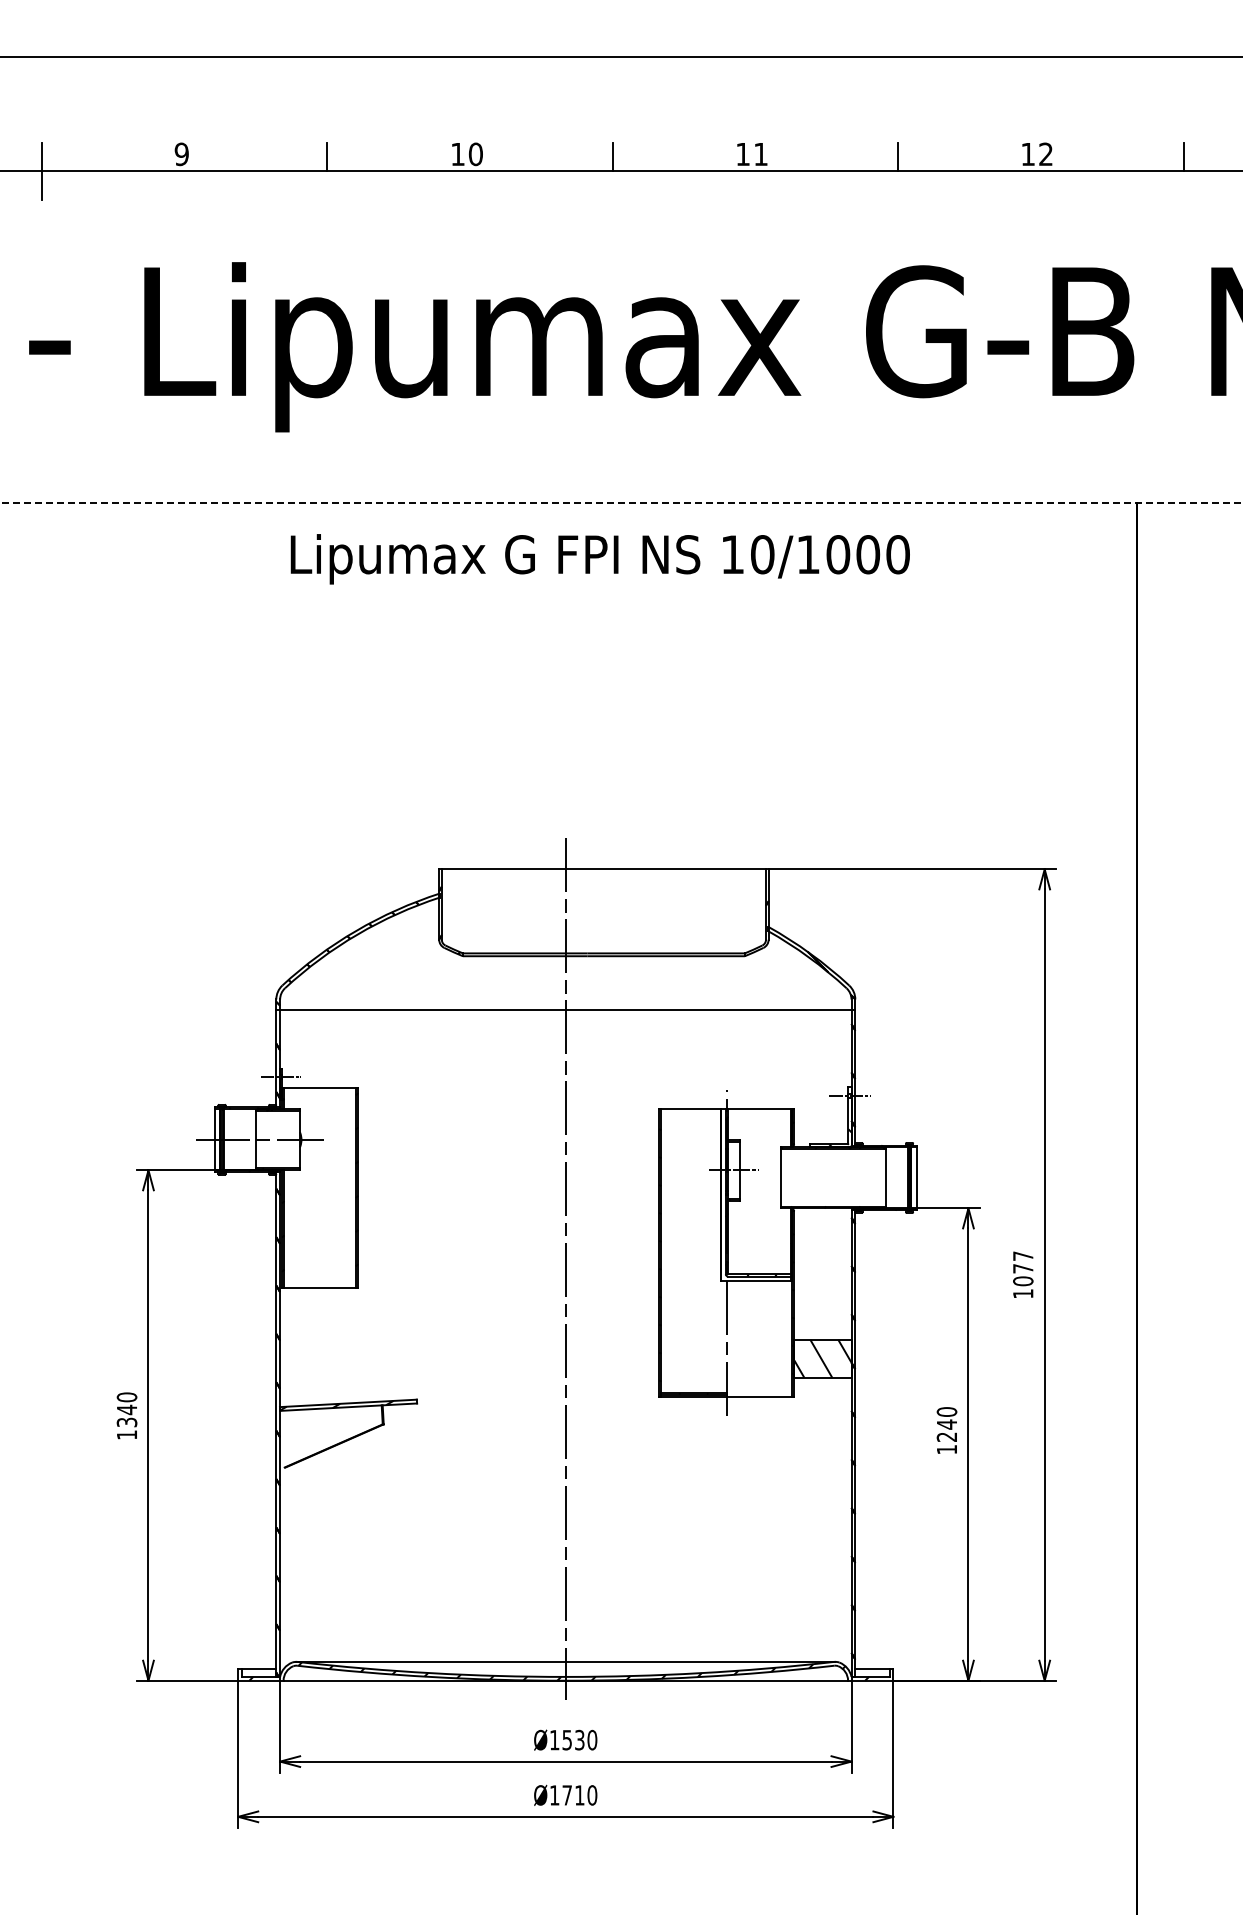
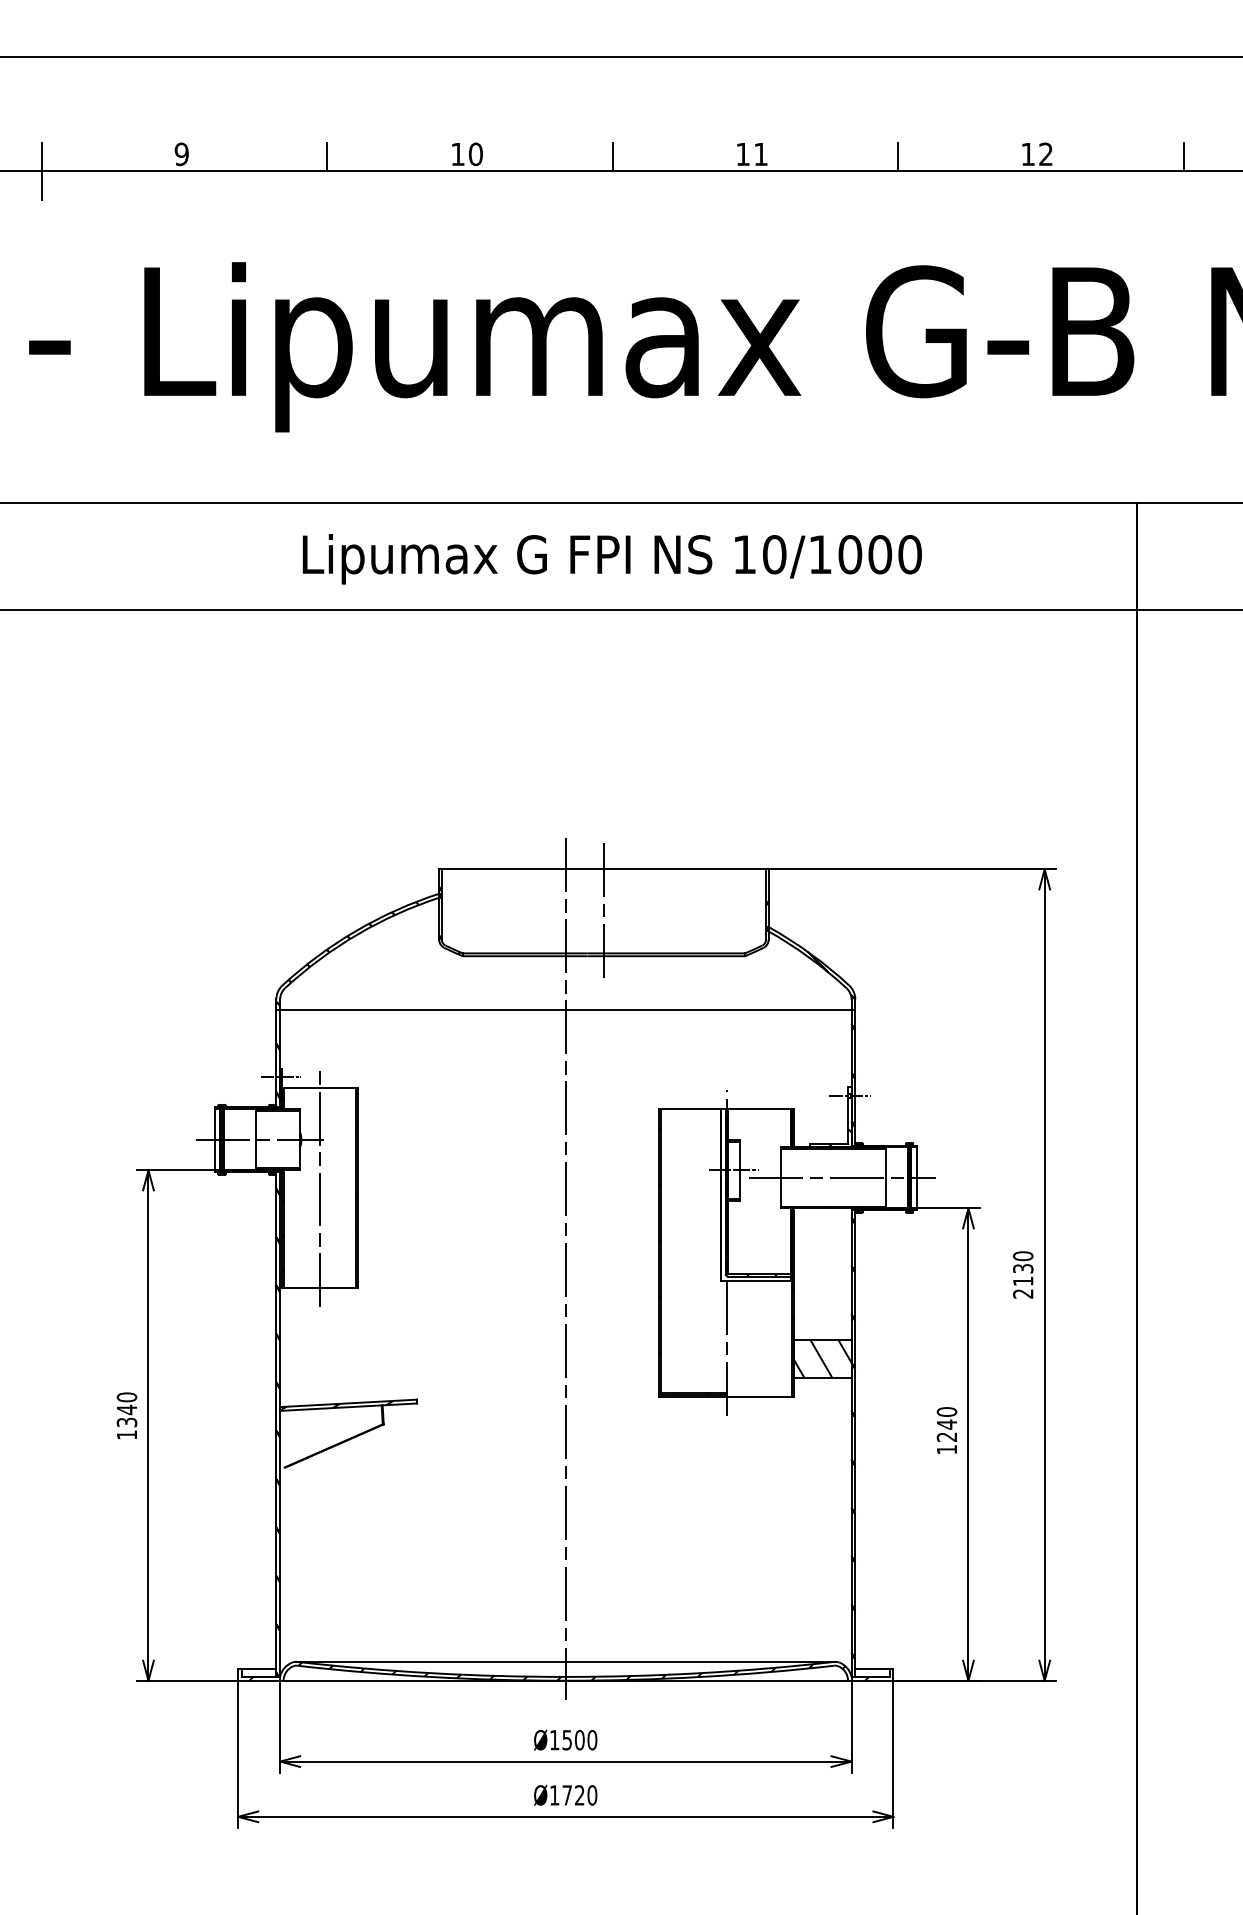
line: dashed -> solid (621, 502)
text position: (599, 559) -> (611, 559) (611, 559)
line: none -> present (620, 609)
line: none -> present (603, 907)
line: none -> present (842, 1177)
line: none -> present (320, 1188)
text: 1077 -> 2130 (1023, 1274)
text: Ø1530 -> Ø1500 (579, 1740)
text: Ø1710 -> Ø1720 (579, 1795)
